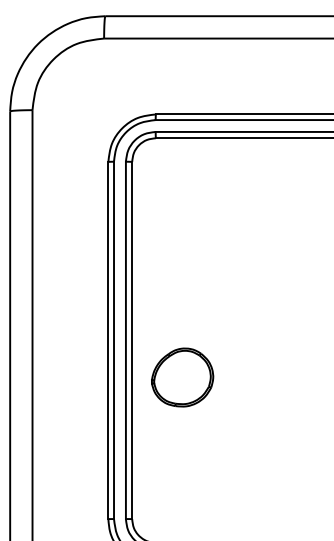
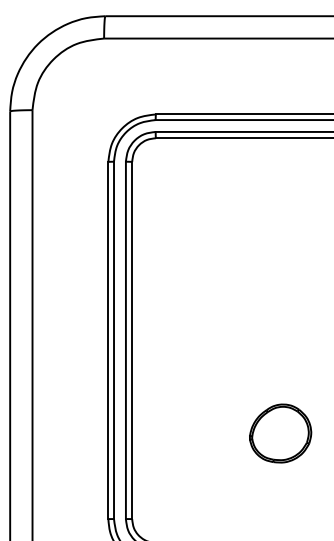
part position: (182, 377) -> (280, 433) (280, 433)
